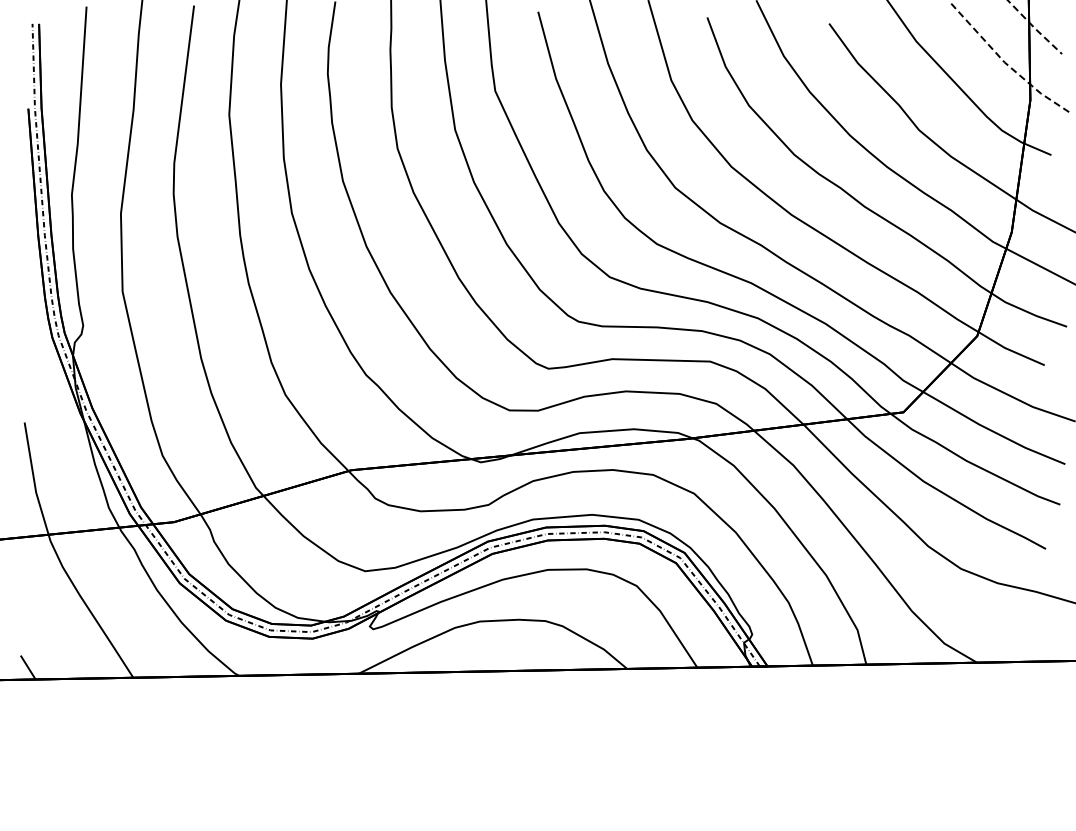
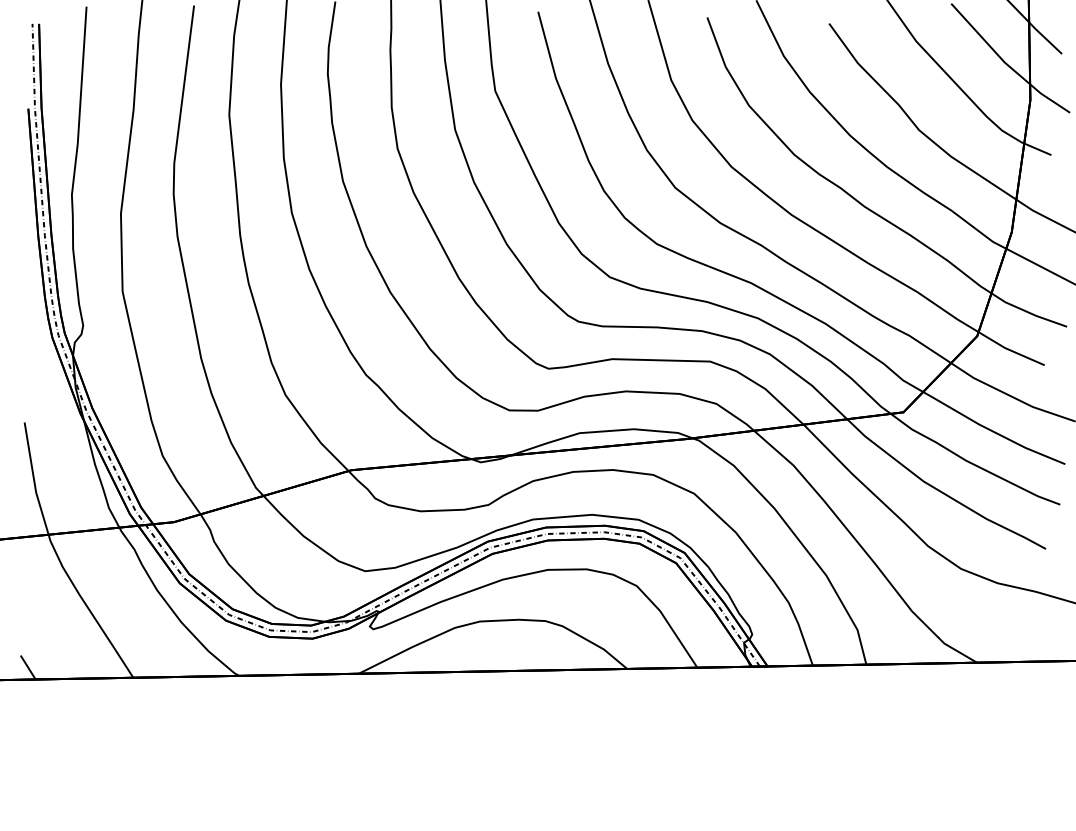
line: dashed -> solid (1034, 28)
line: dashed -> solid (1006, 63)
